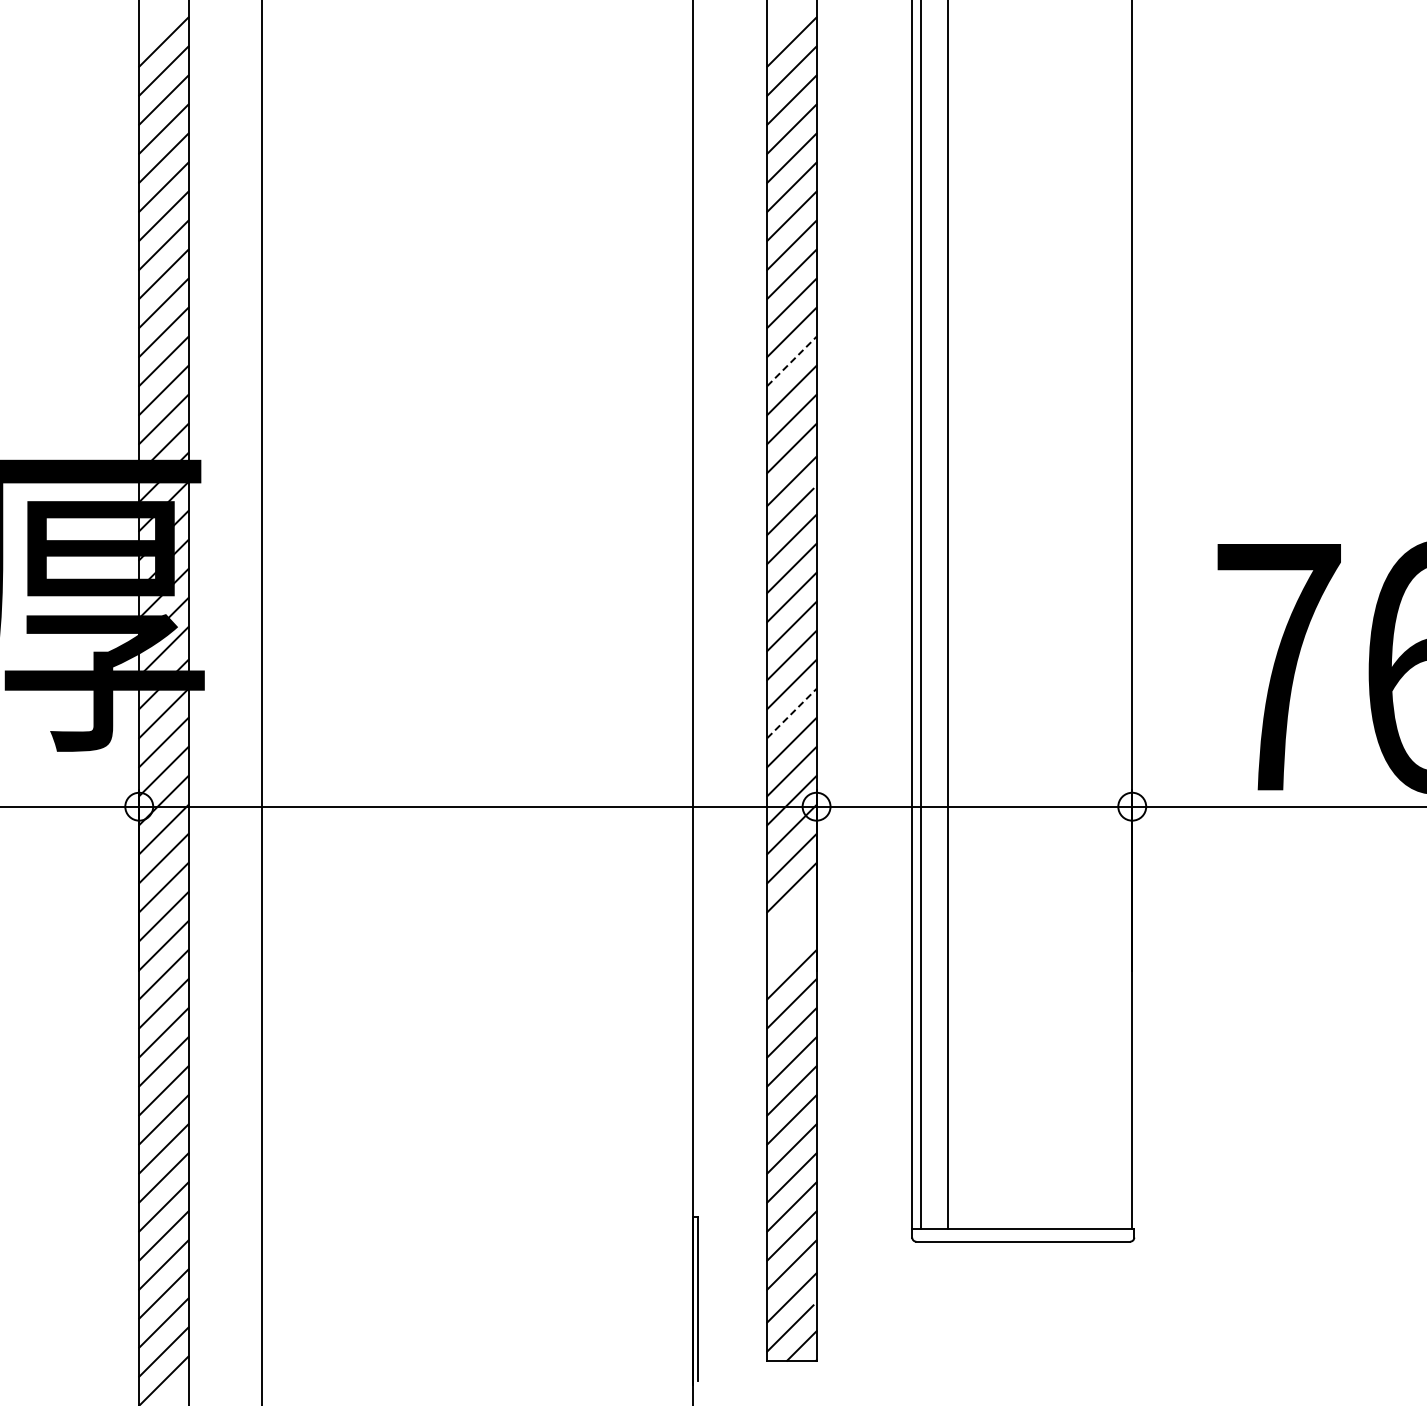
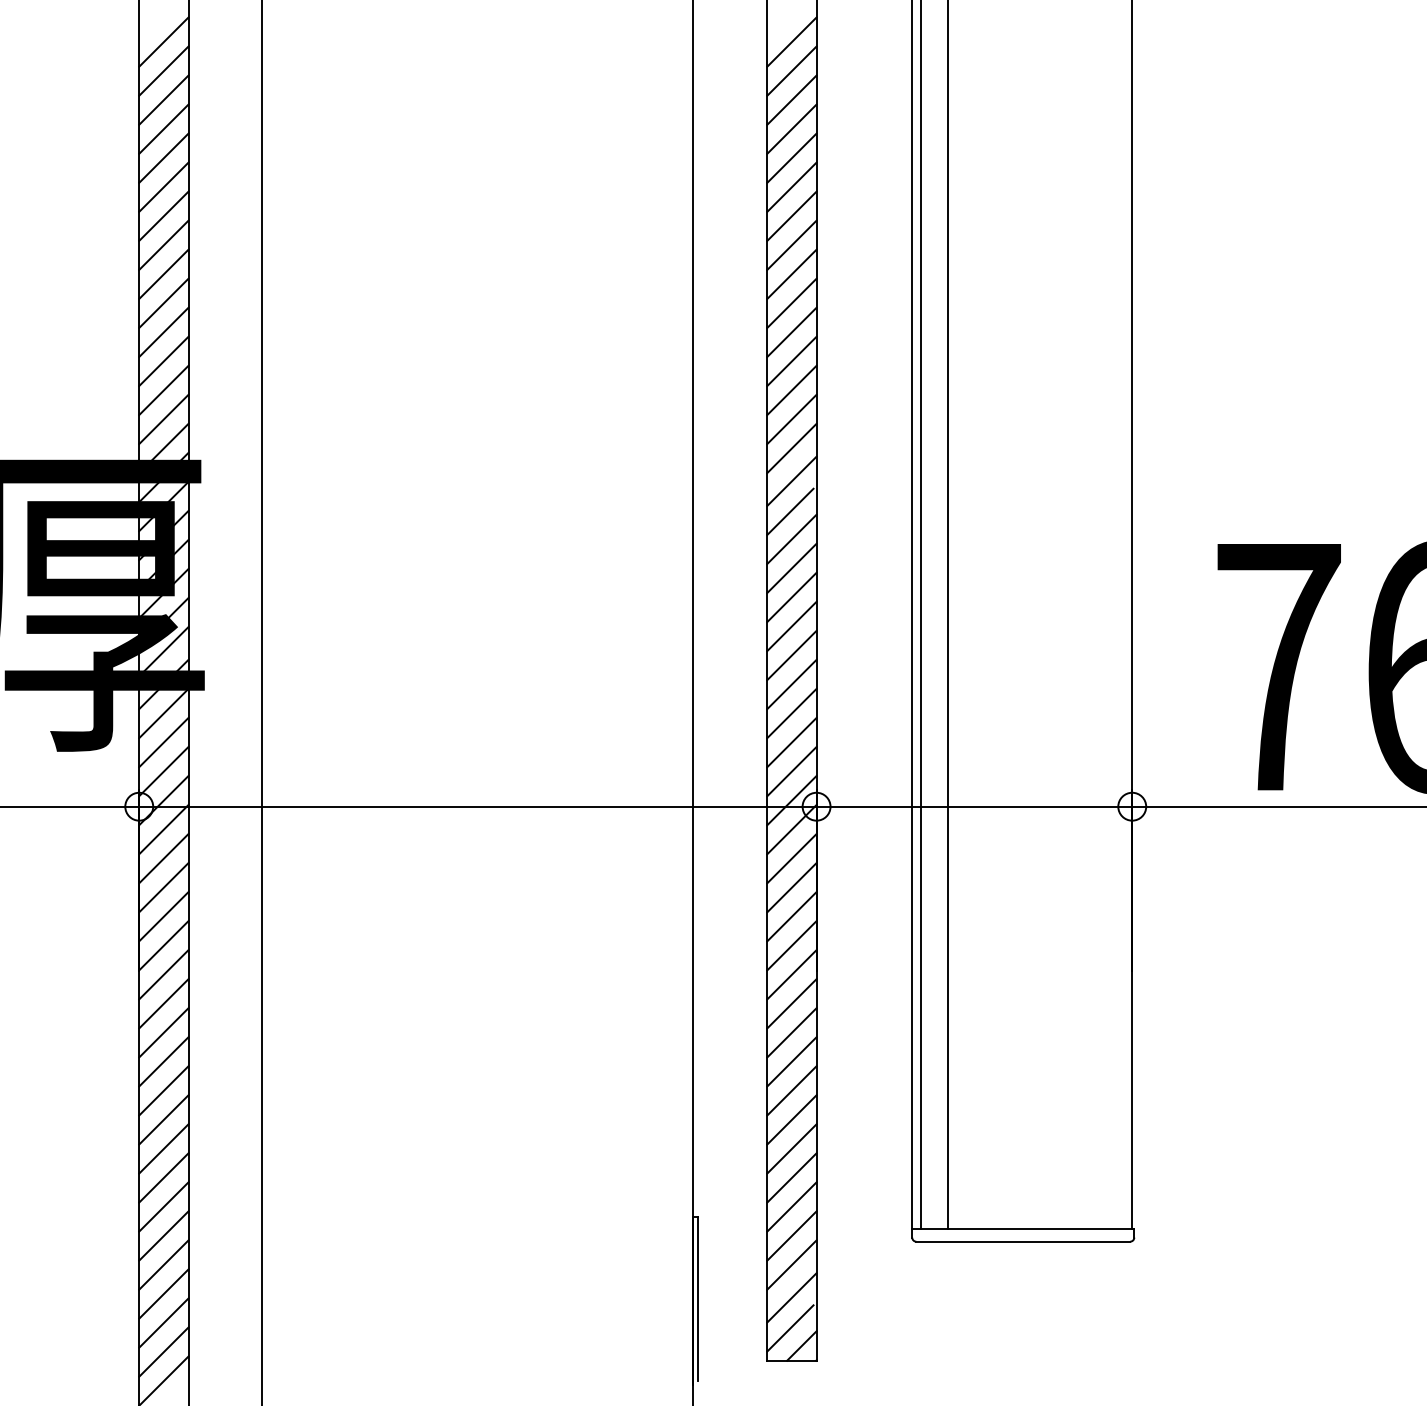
line: dashed -> solid (791, 361)
line: dashed -> solid (791, 713)
line: none -> present (791, 916)
line: none -> present (791, 945)
